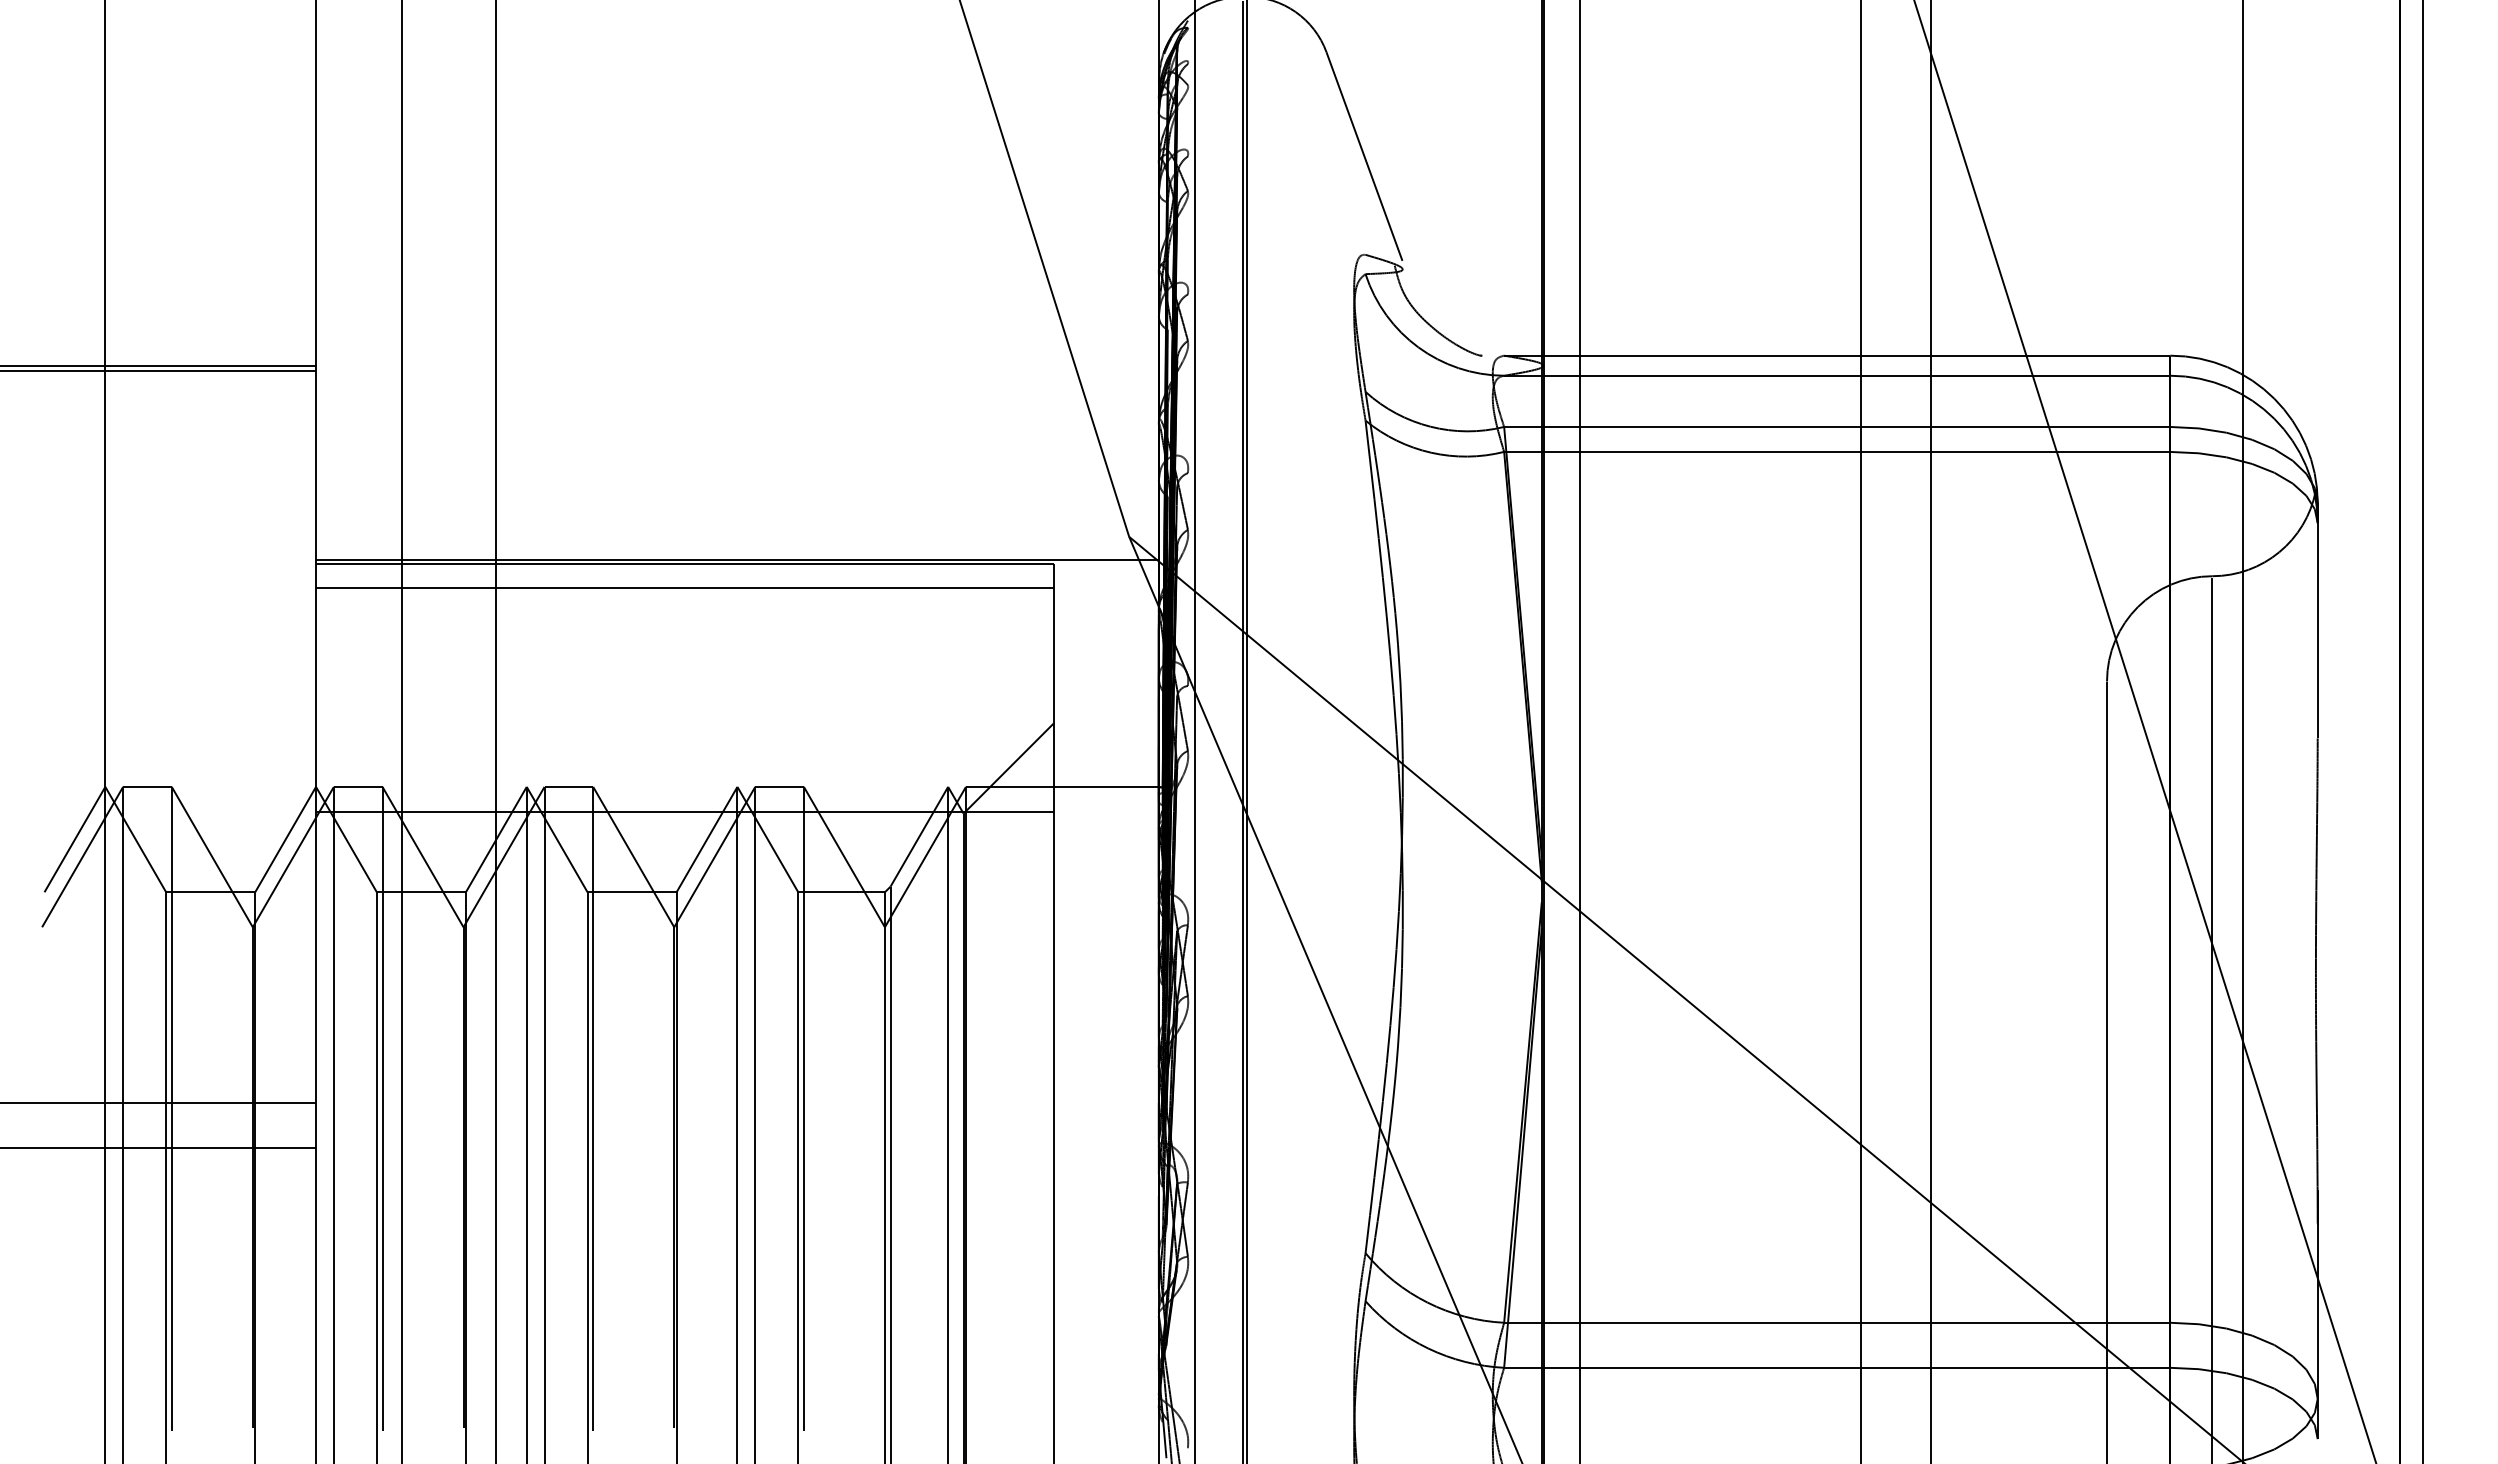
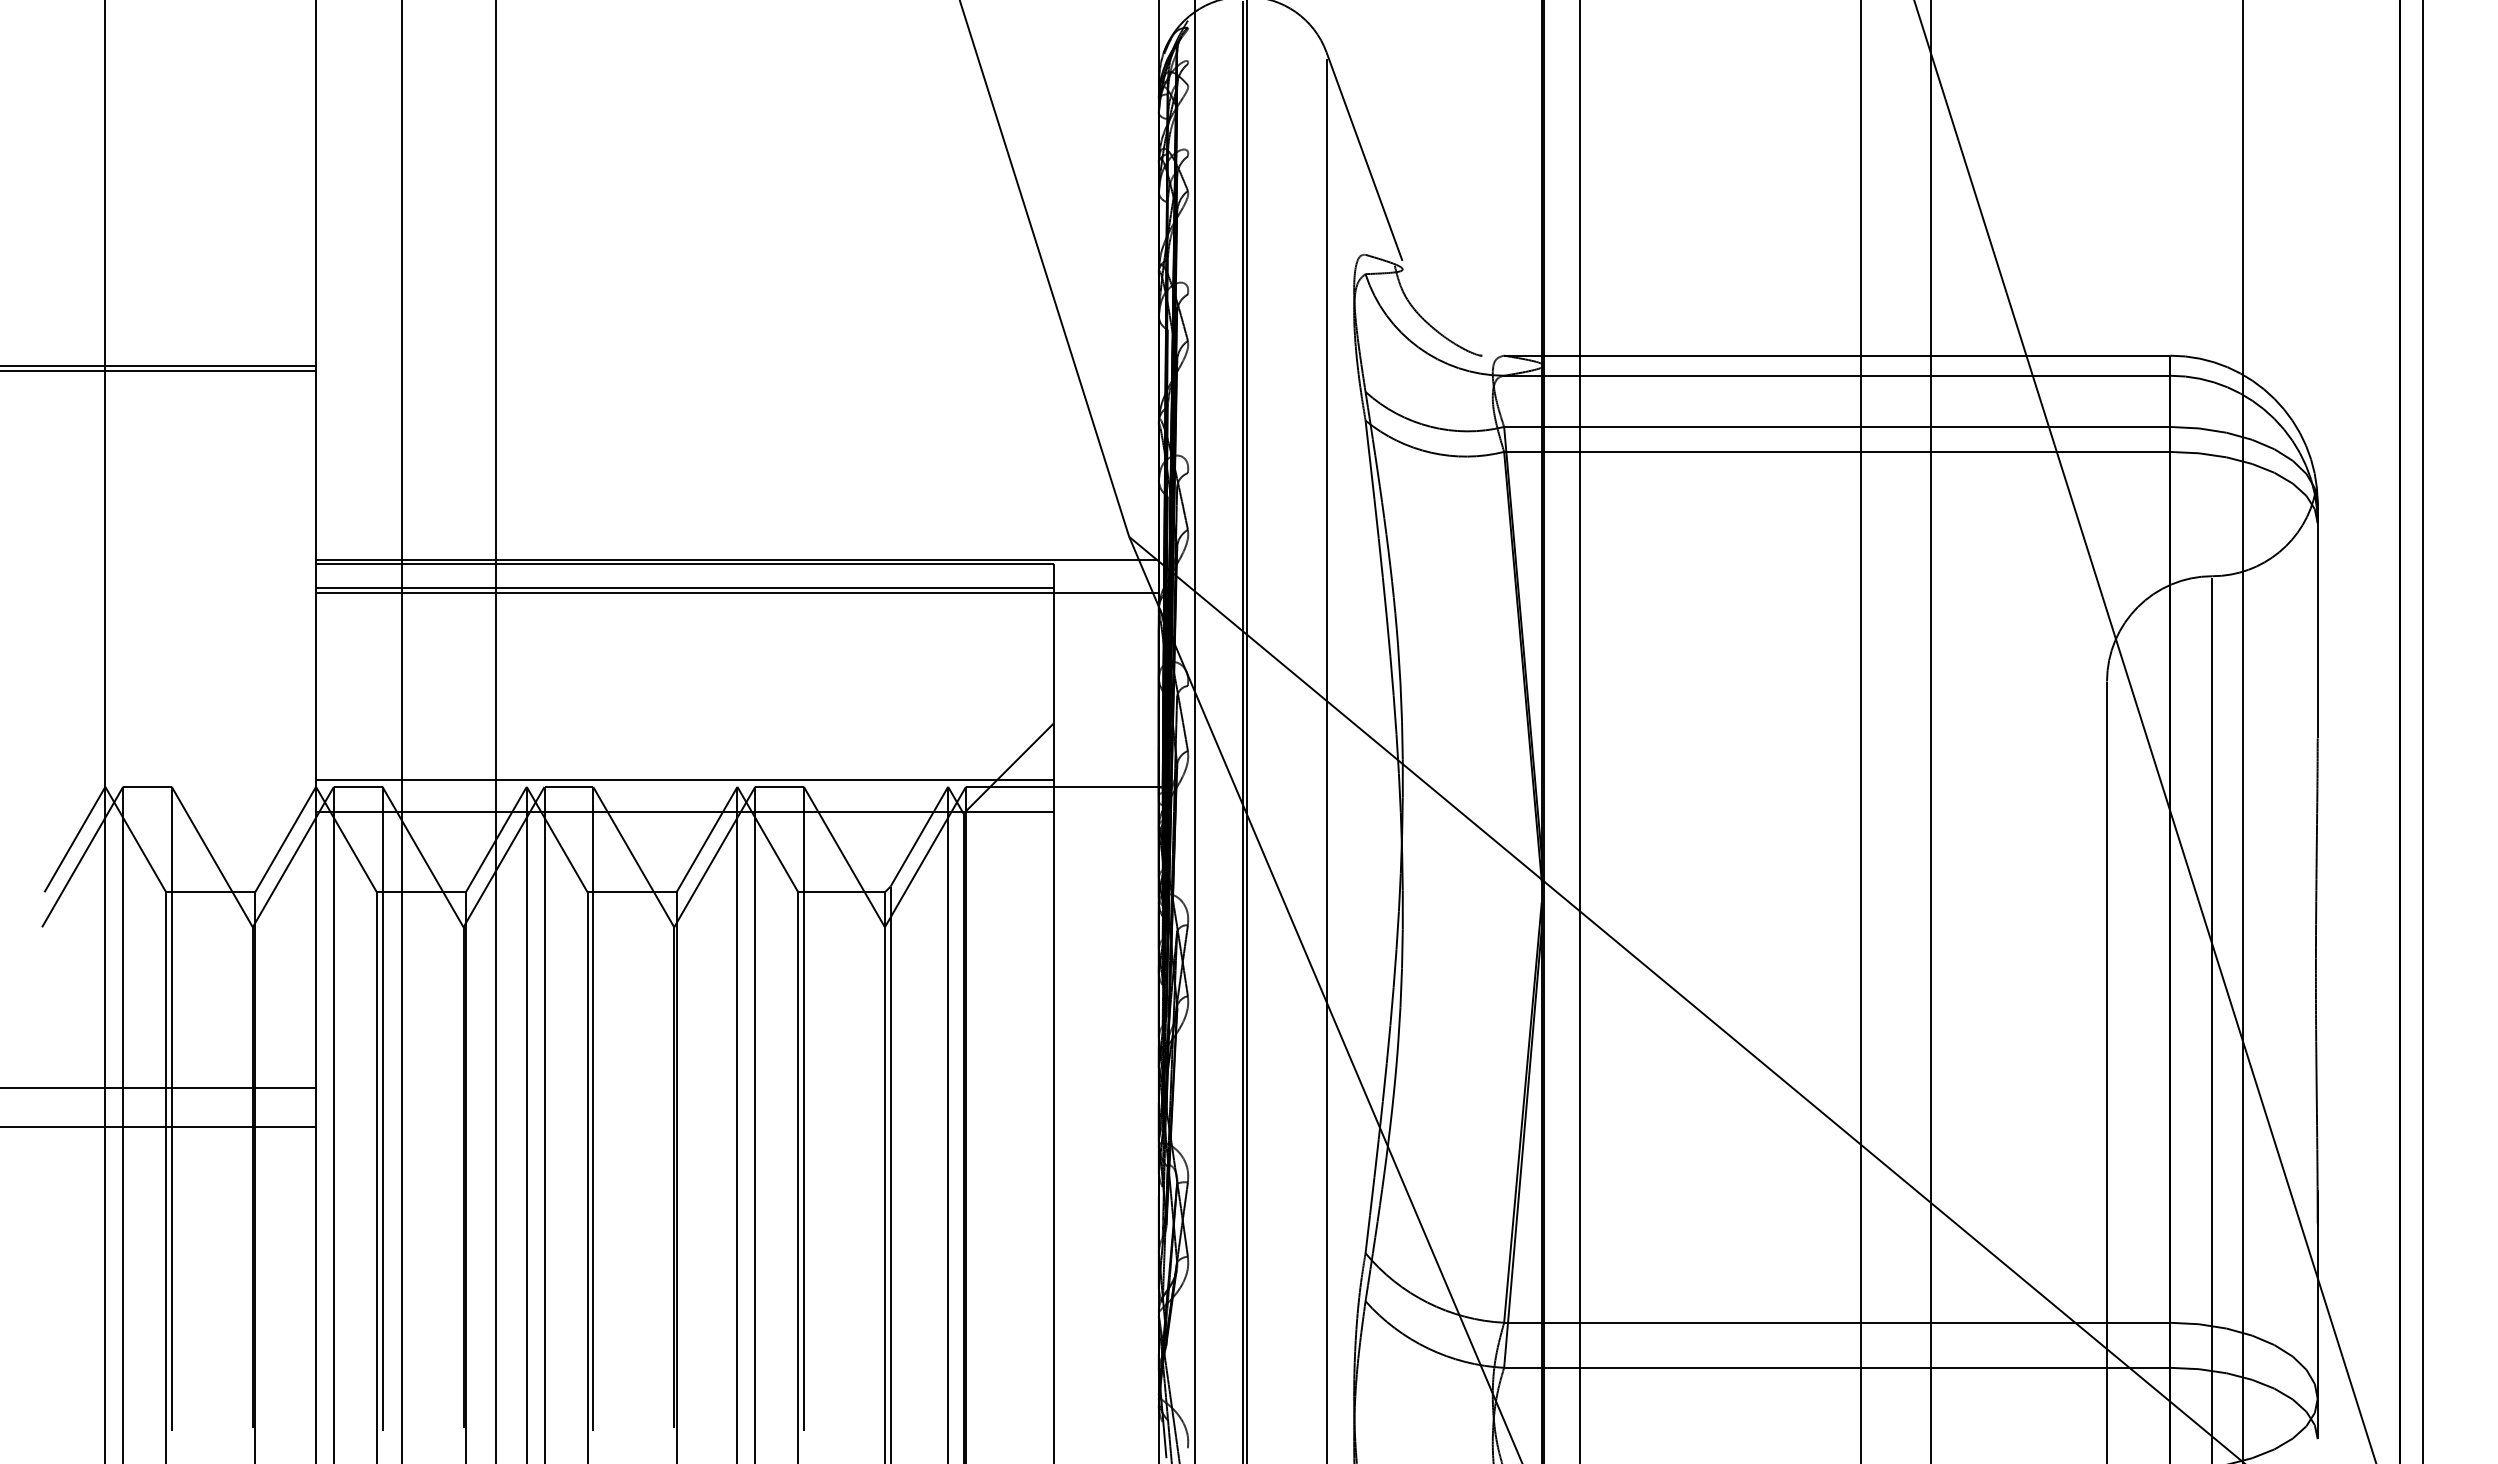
line: none -> present (737, 592)
line: none -> present (1326, 759)
line: none -> present (684, 779)
line position: (159, 1103) -> (159, 1088) (159, 1088)
line position: (159, 1147) -> (159, 1126) (159, 1126)
